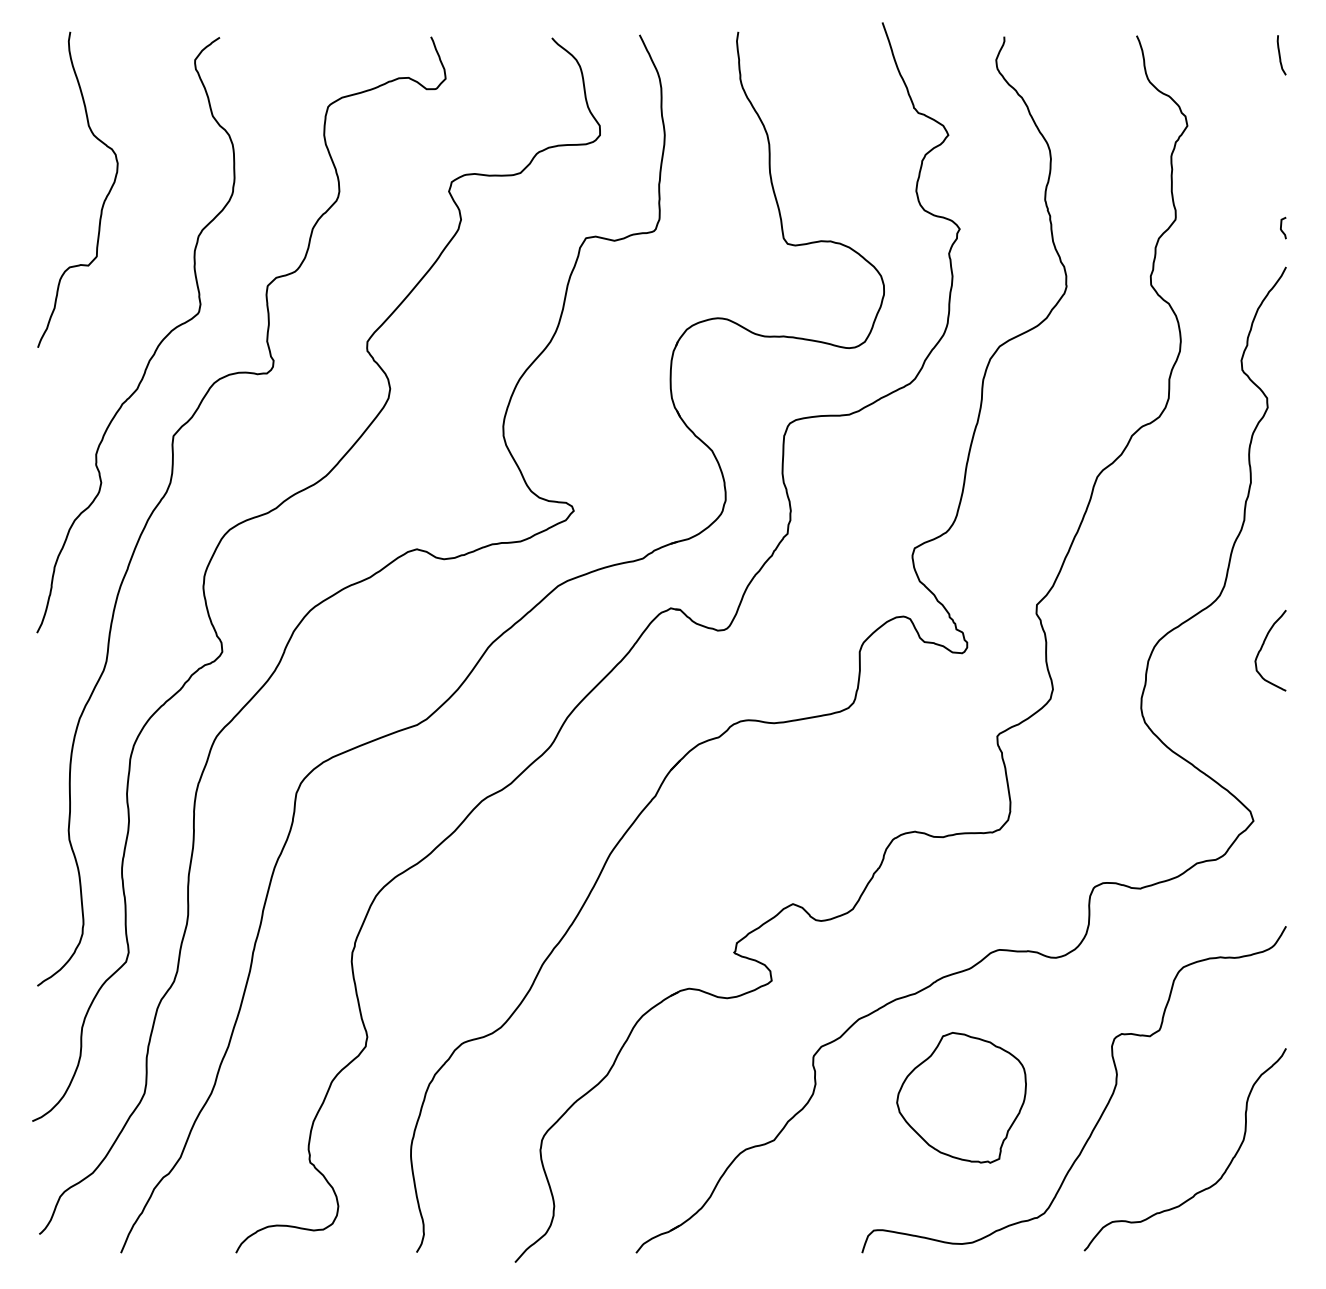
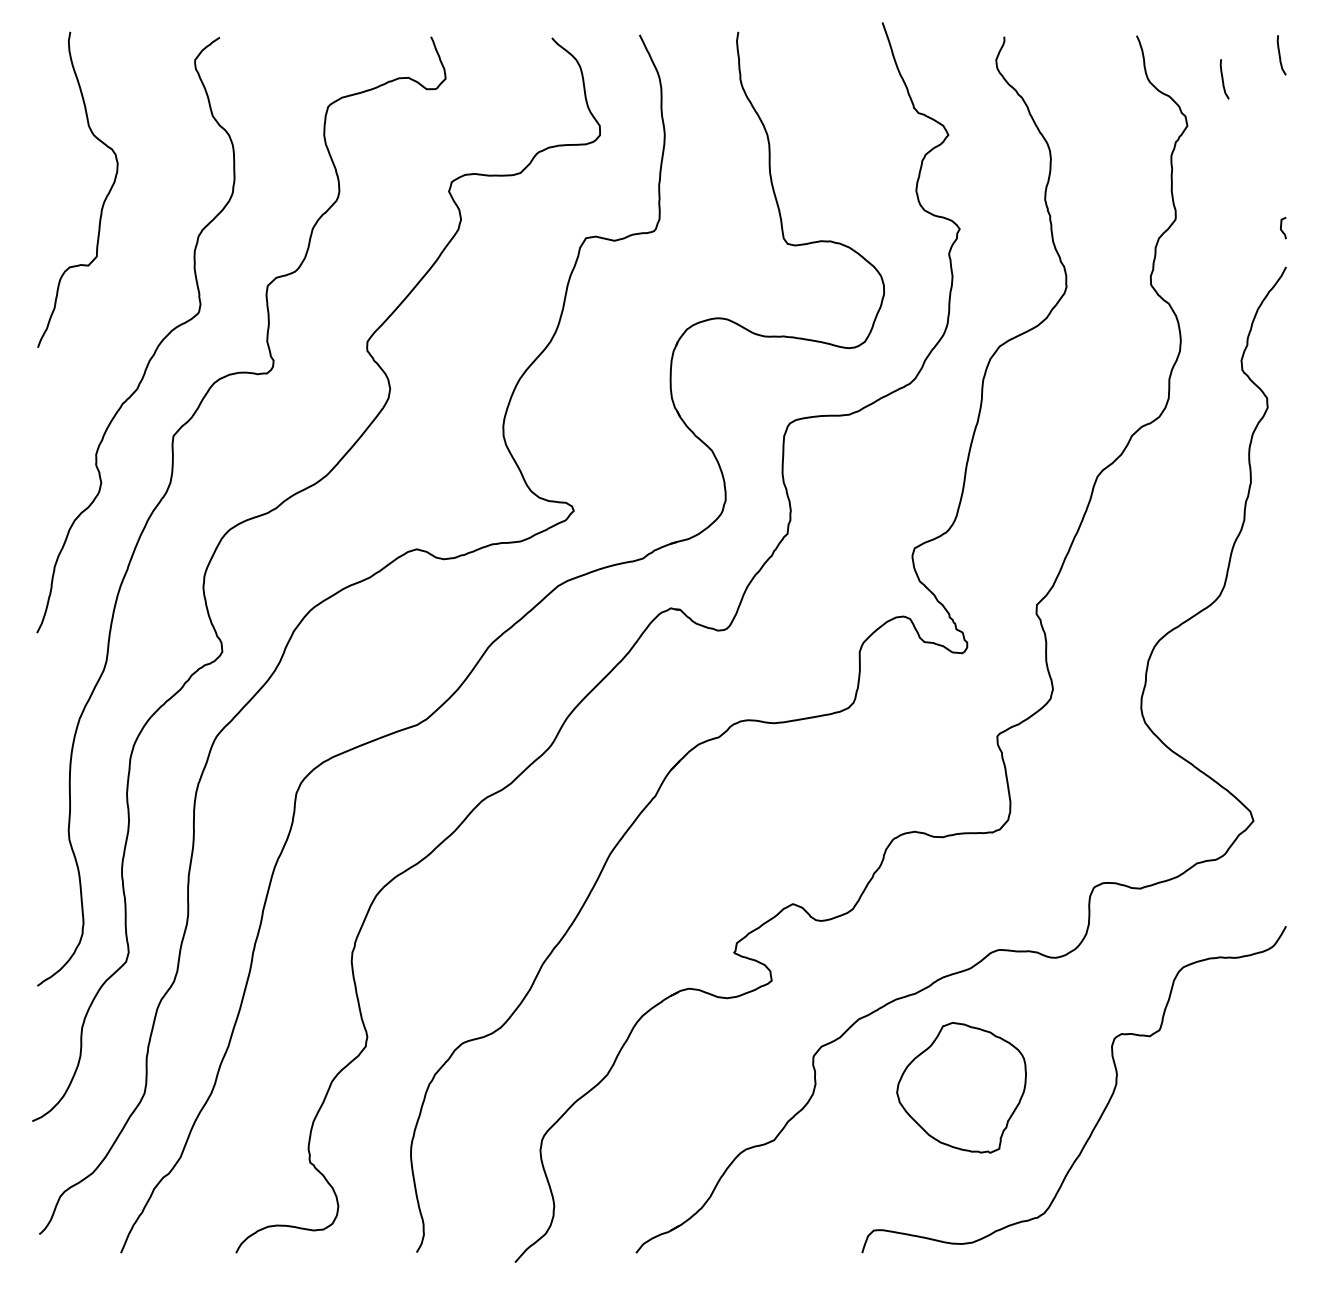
curve: none -> present (1223, 79)
curve: present -> none (1262, 648)
part position: (961, 1097) -> (961, 1087) (961, 1087)
curve: present -> none (1204, 1188)
